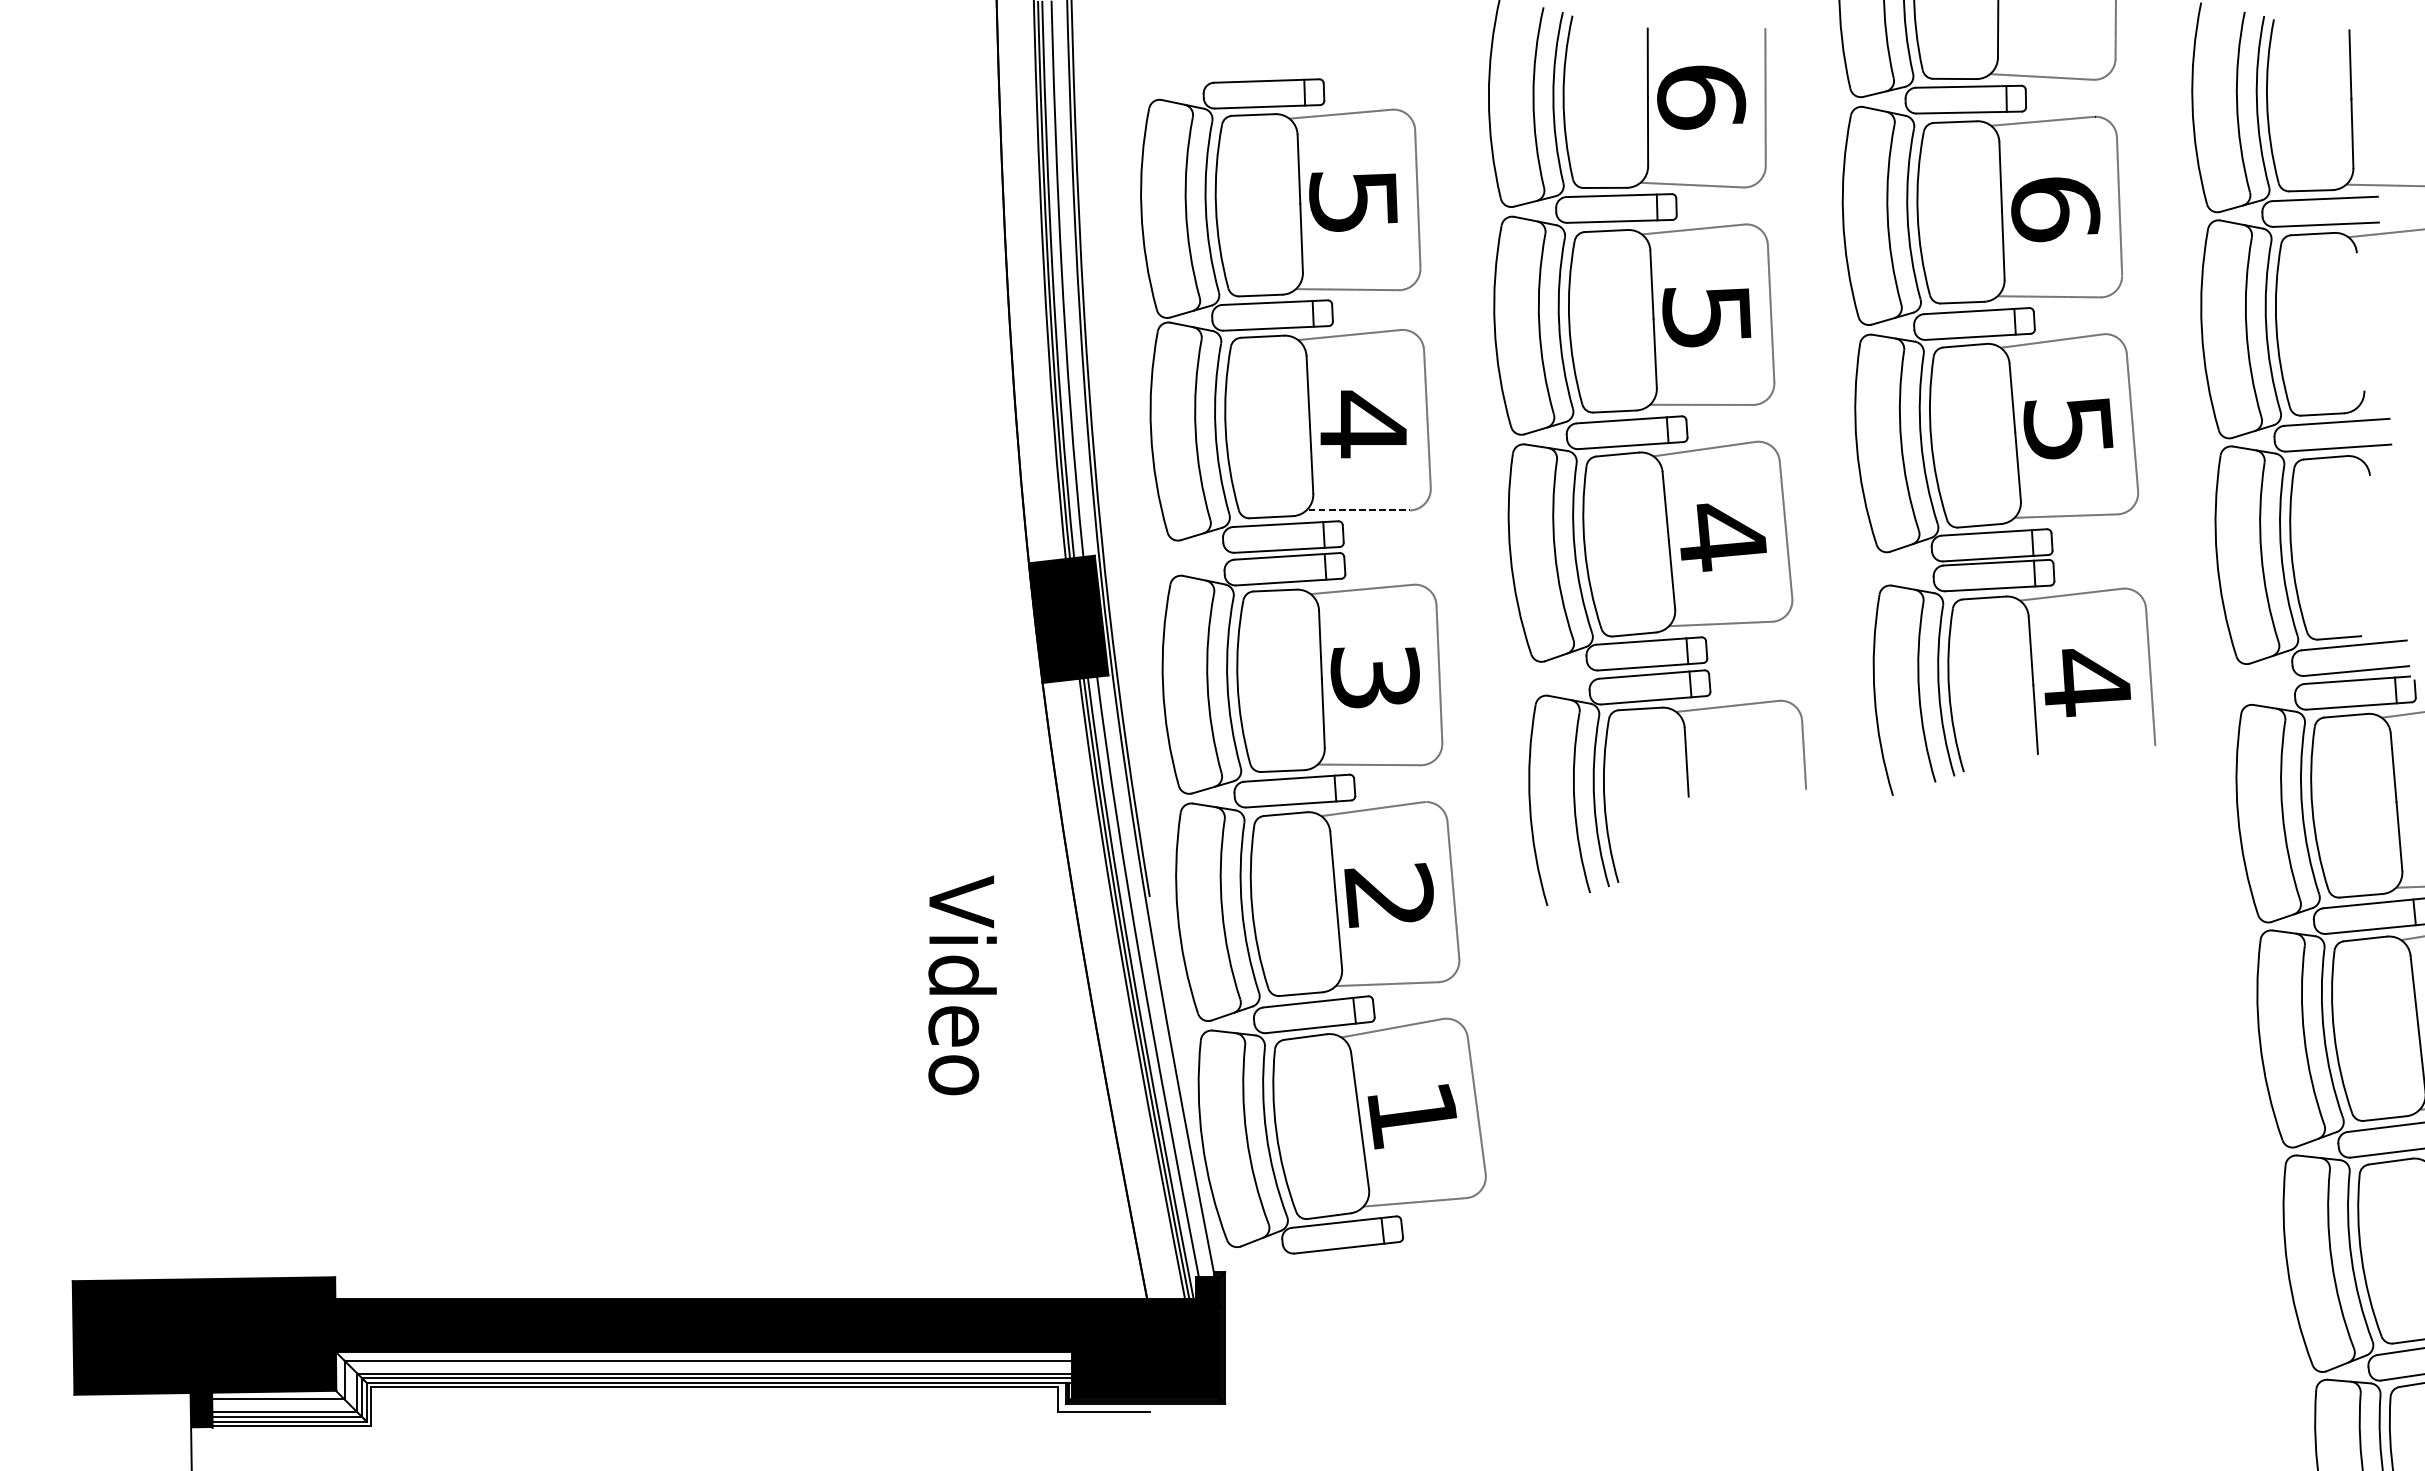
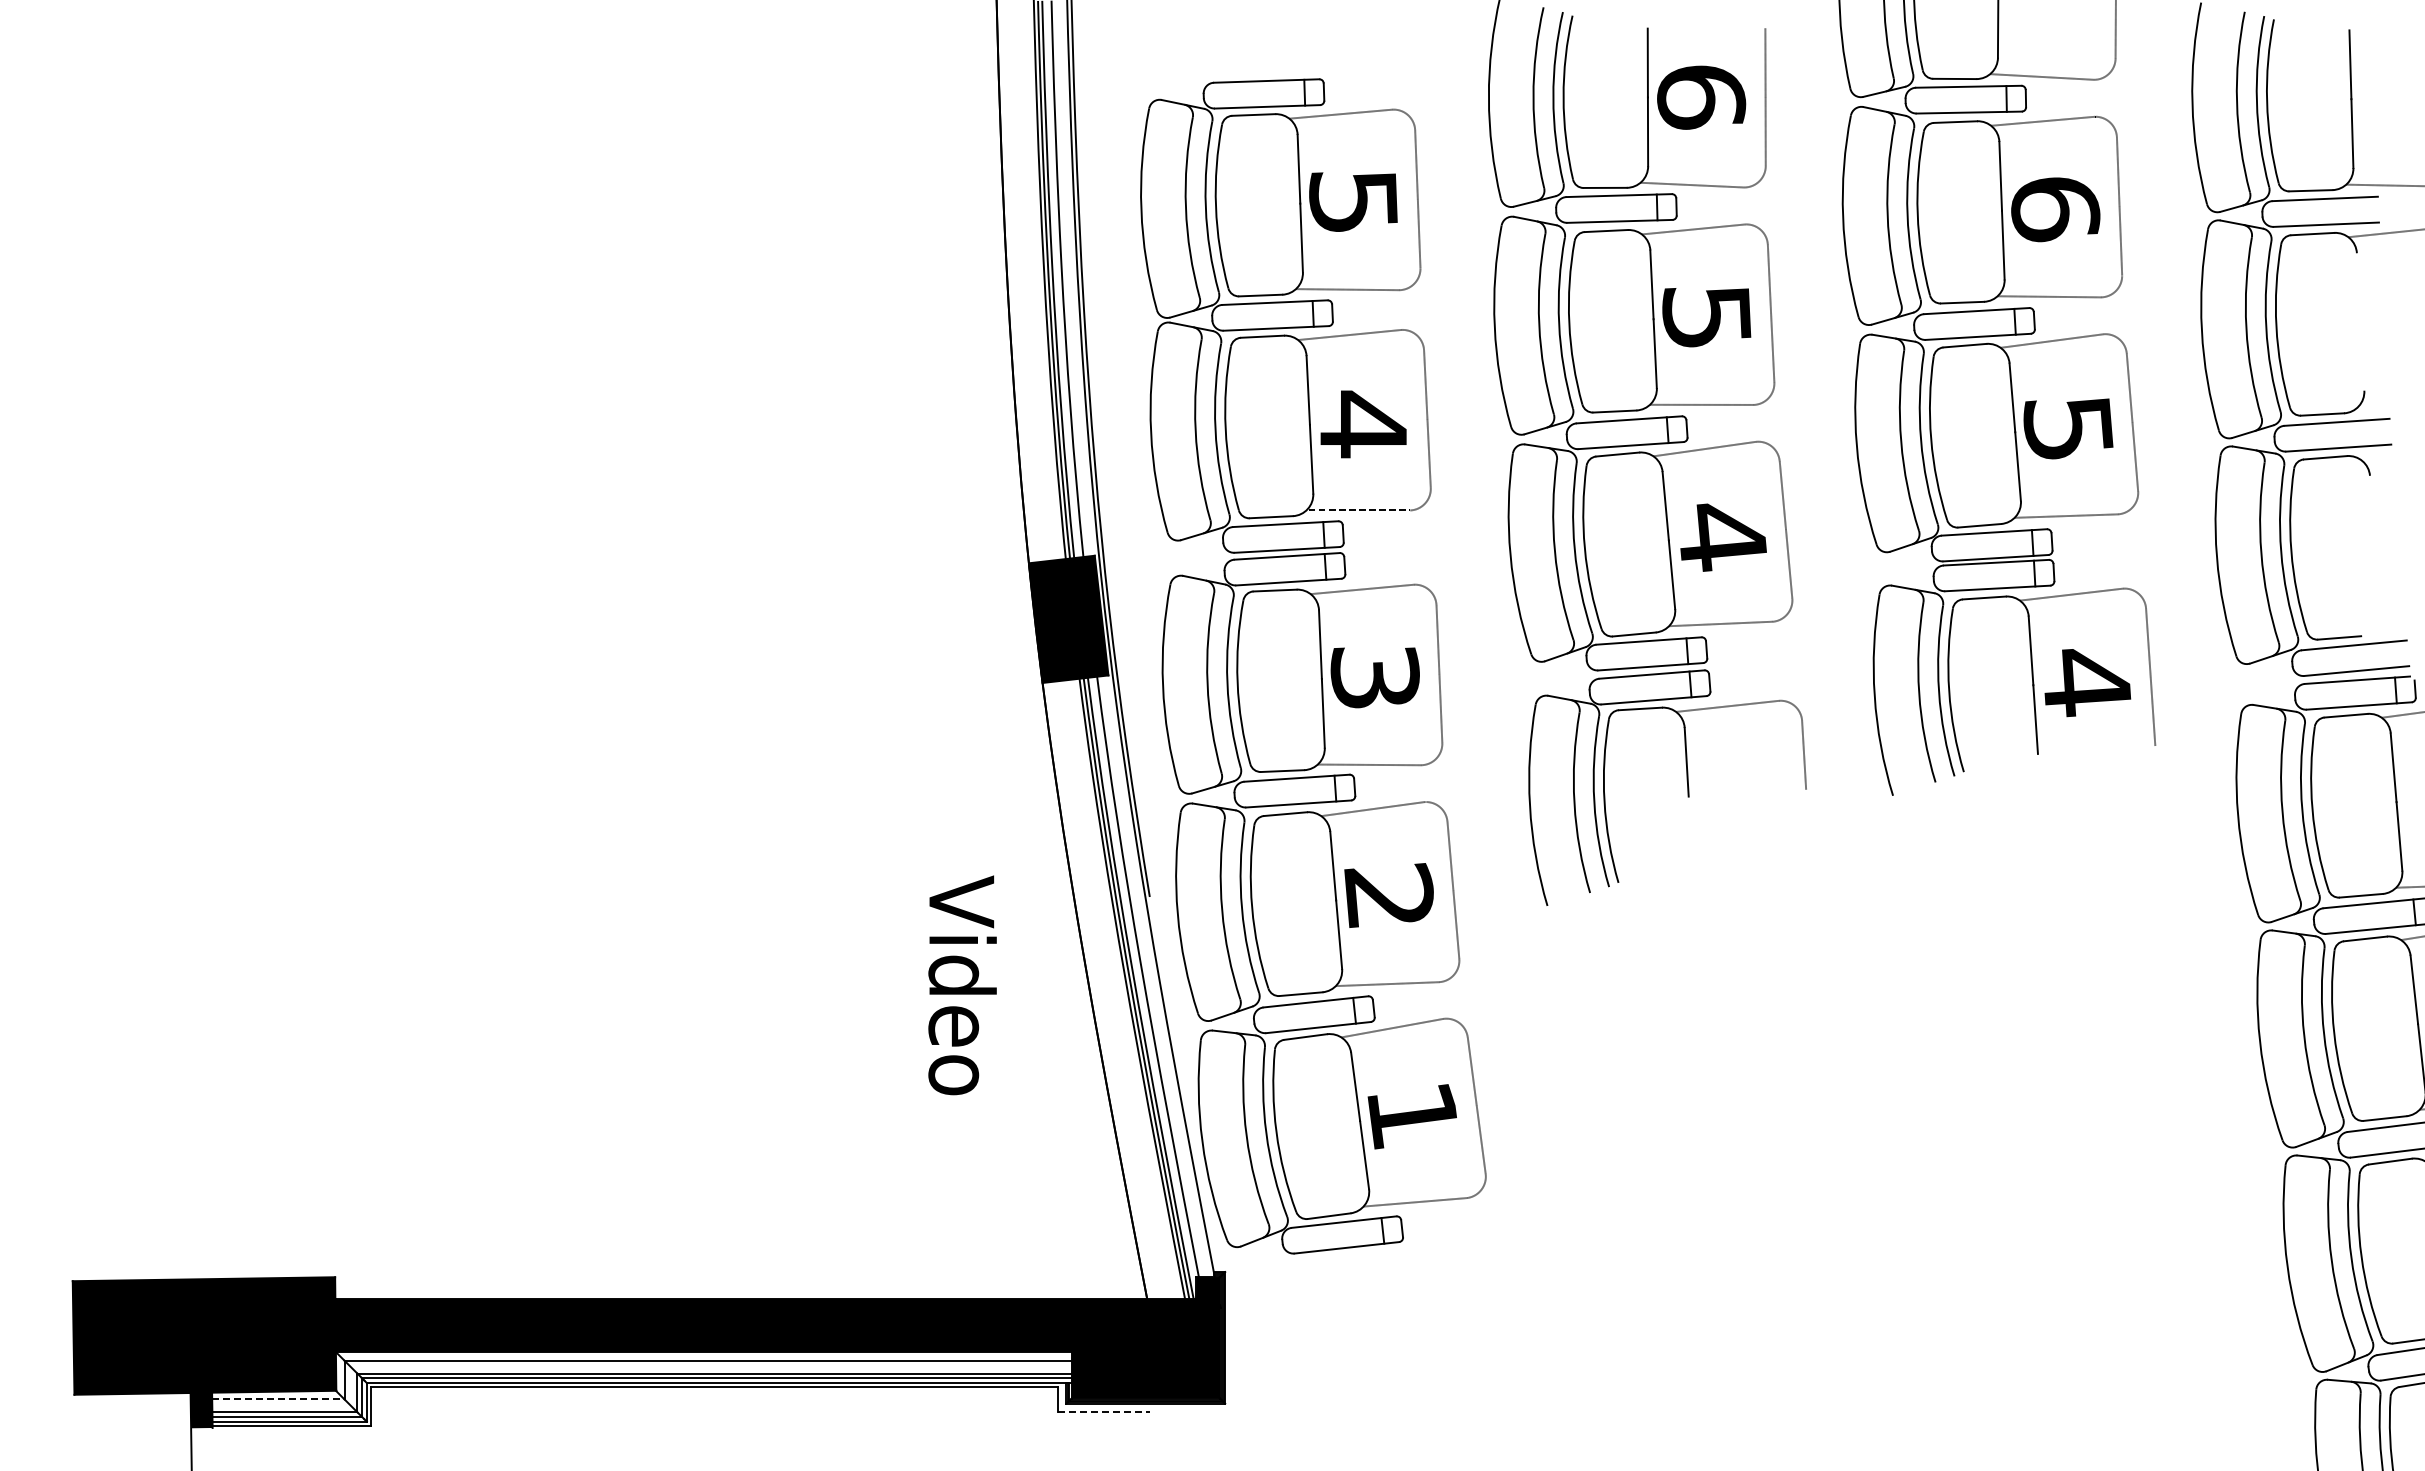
line: solid -> dashed (278, 1399)
line: solid -> dashed (1103, 1412)
